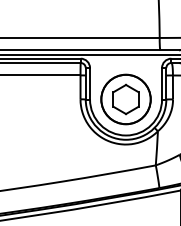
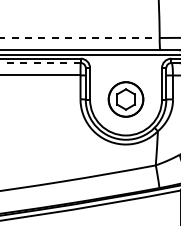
line: solid -> dashed (80, 37)
line: solid -> dashed (40, 63)
part size: 52x53 px -> 38x37 px (125, 99)
